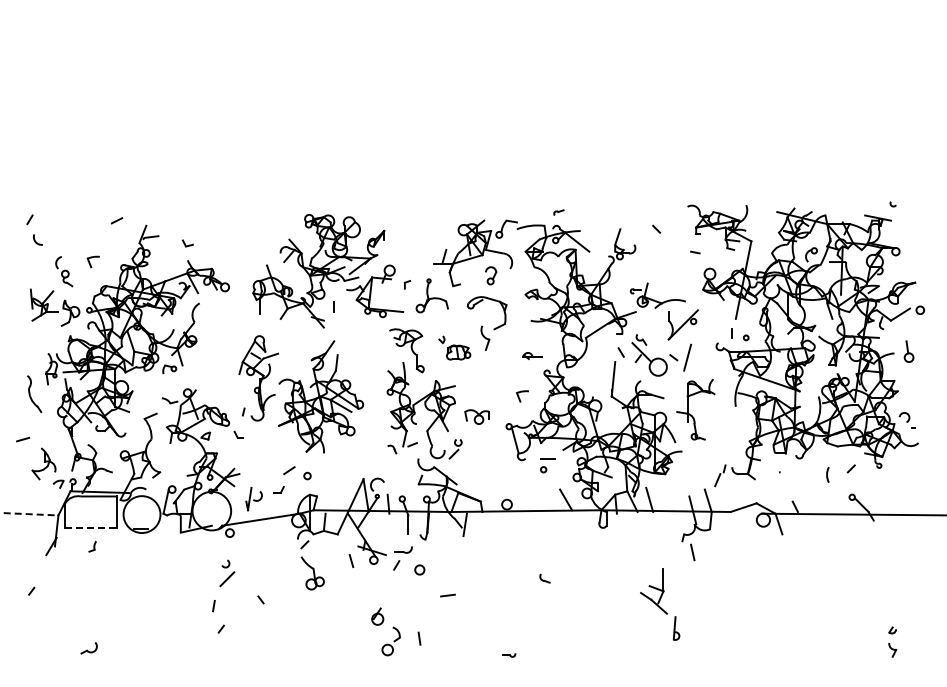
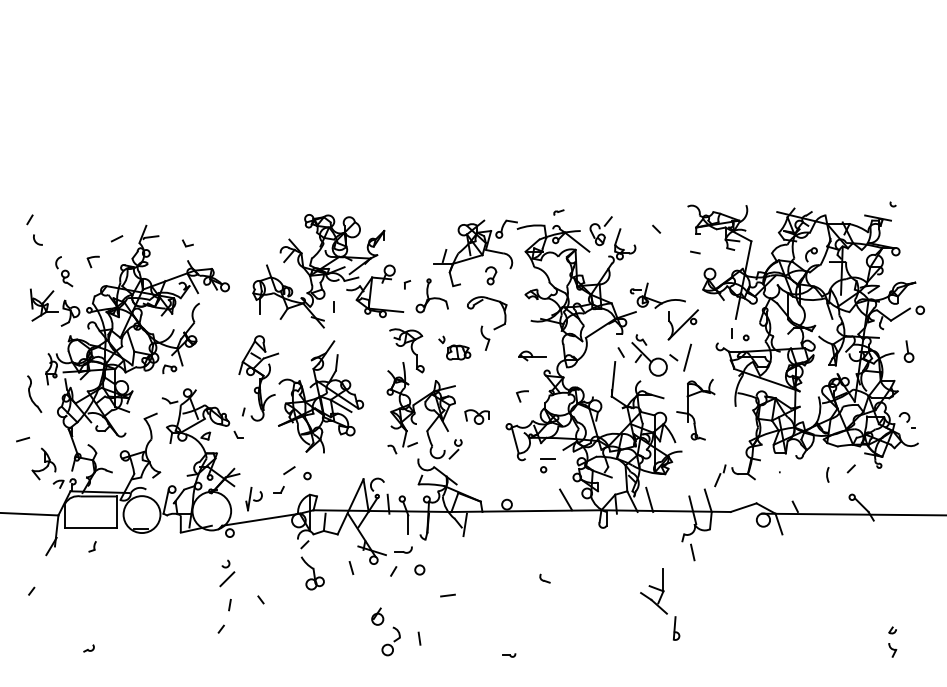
line position: (116, 220) -> (116, 238) (116, 238)
part: none -> present (600, 231)
part size: 21x8 px -> 29x12 px (532, 355)
line: dashed -> solid (29, 514)
line: dashed -> solid (91, 527)
line position: (351, 560) -> (351, 567) (351, 567)
line position: (396, 565) -> (393, 571) (393, 571)
line position: (213, 606) -> (229, 605) (229, 605)
part size: 18x13 px -> 12x9 px (88, 648)
